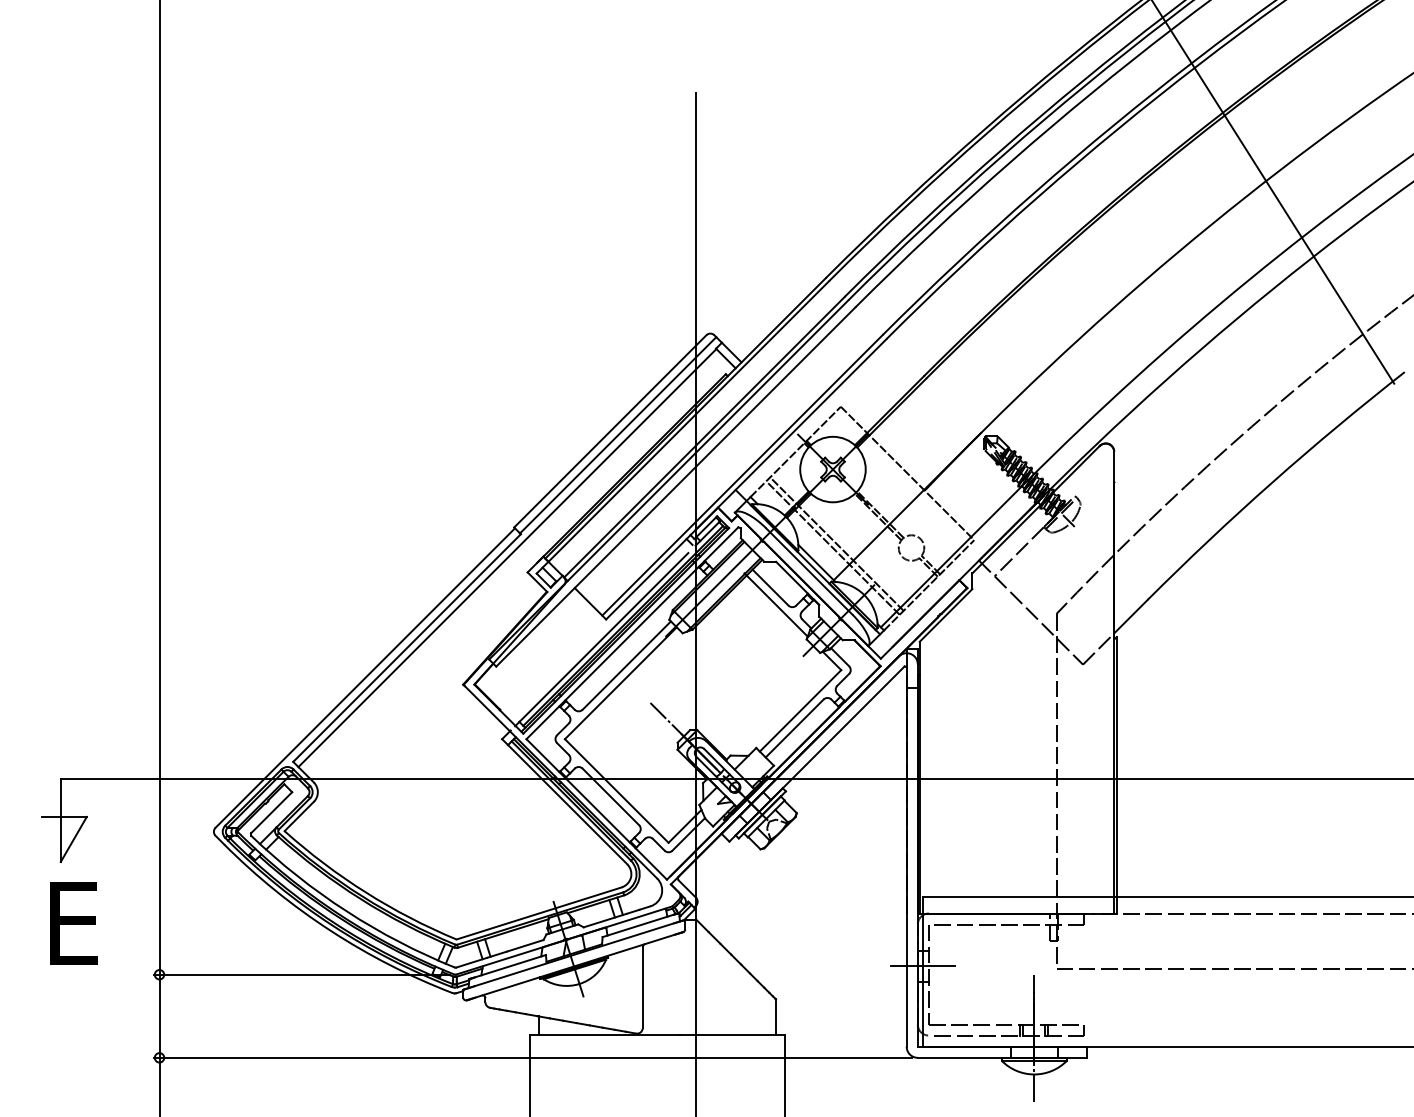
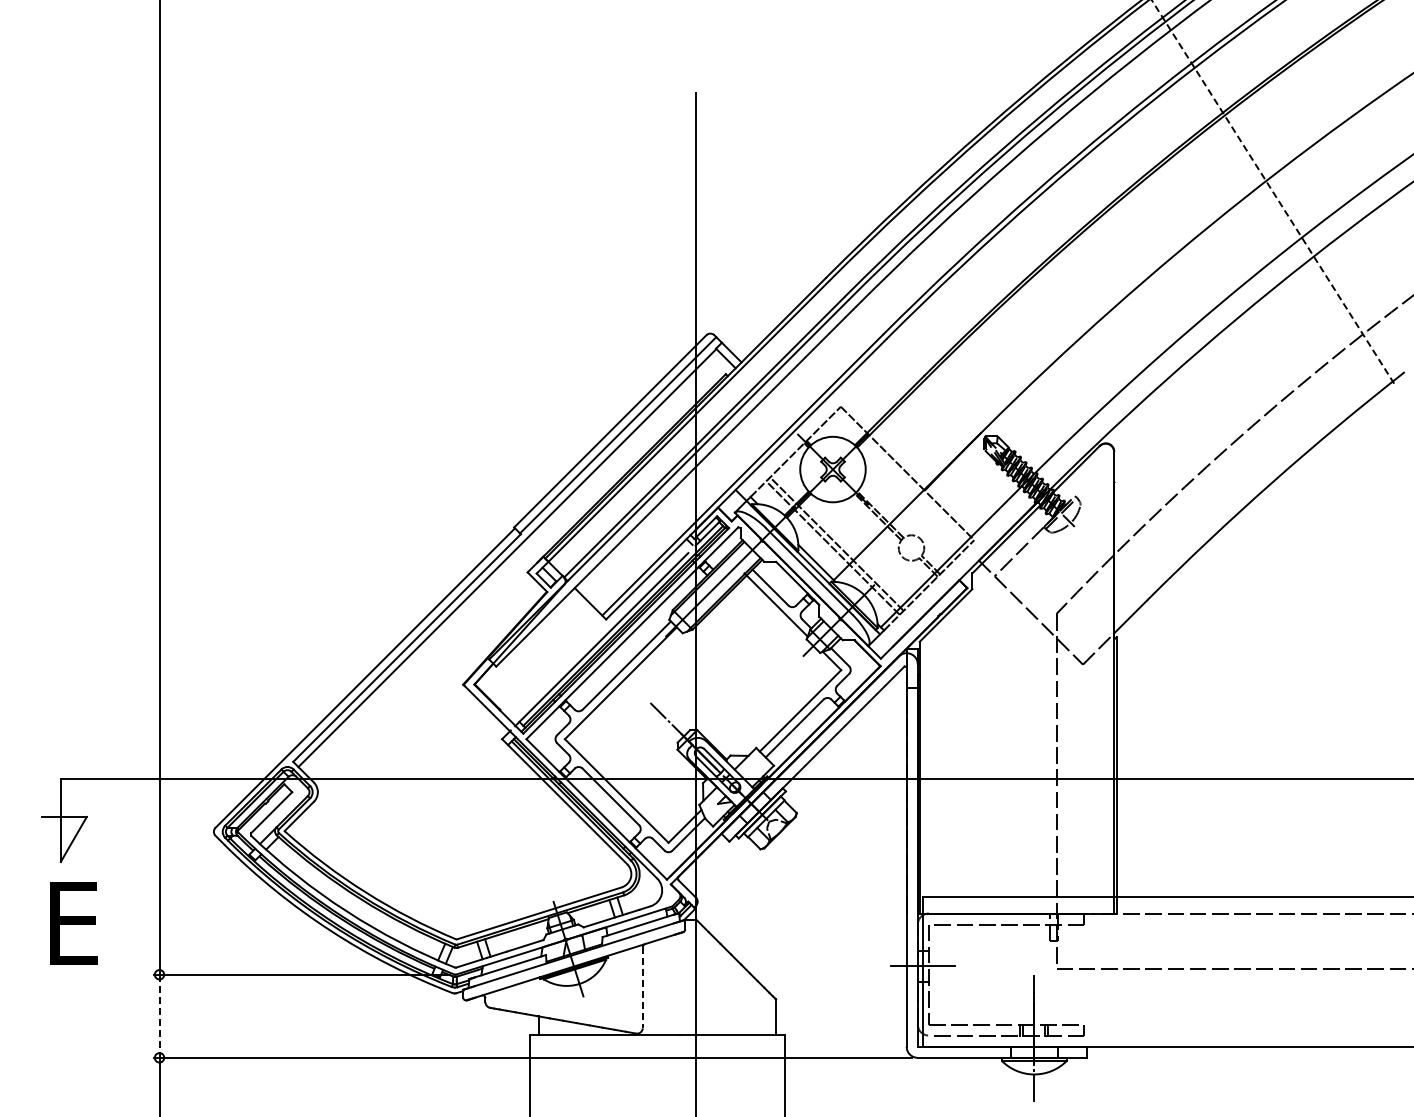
line: solid -> dashed (1273, 192)
line: solid -> dashed (642, 987)
line: solid -> dashed (159, 1016)
